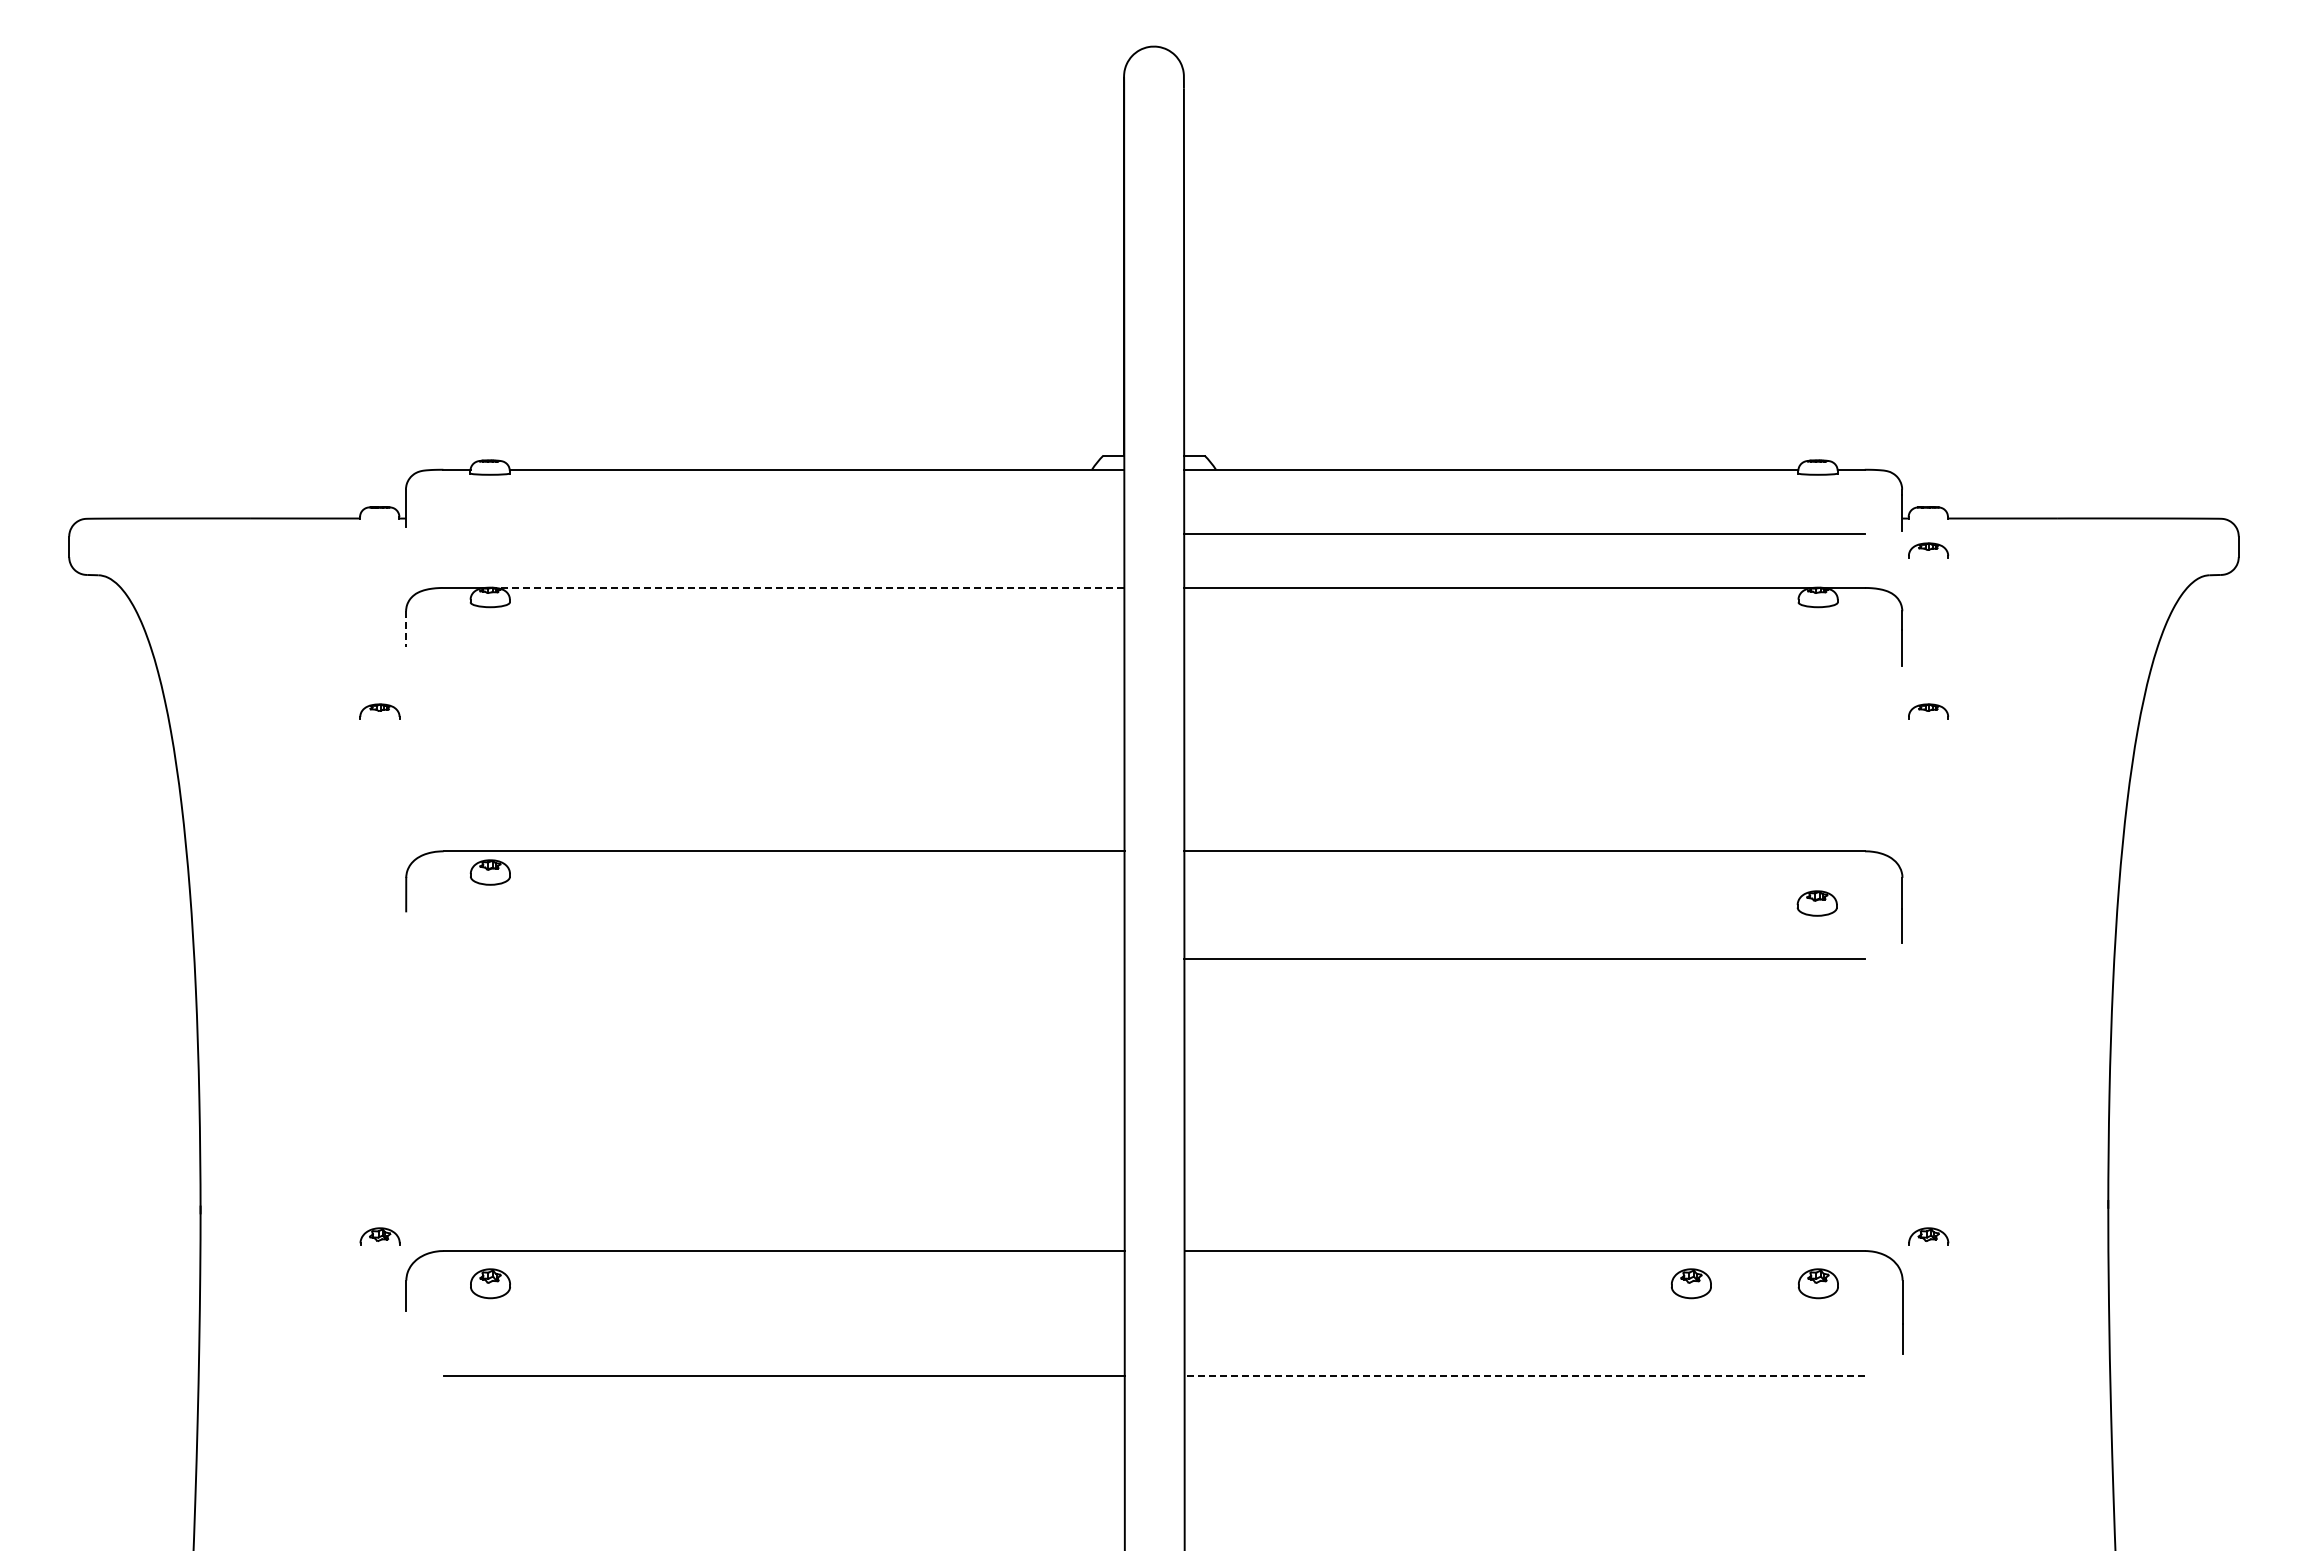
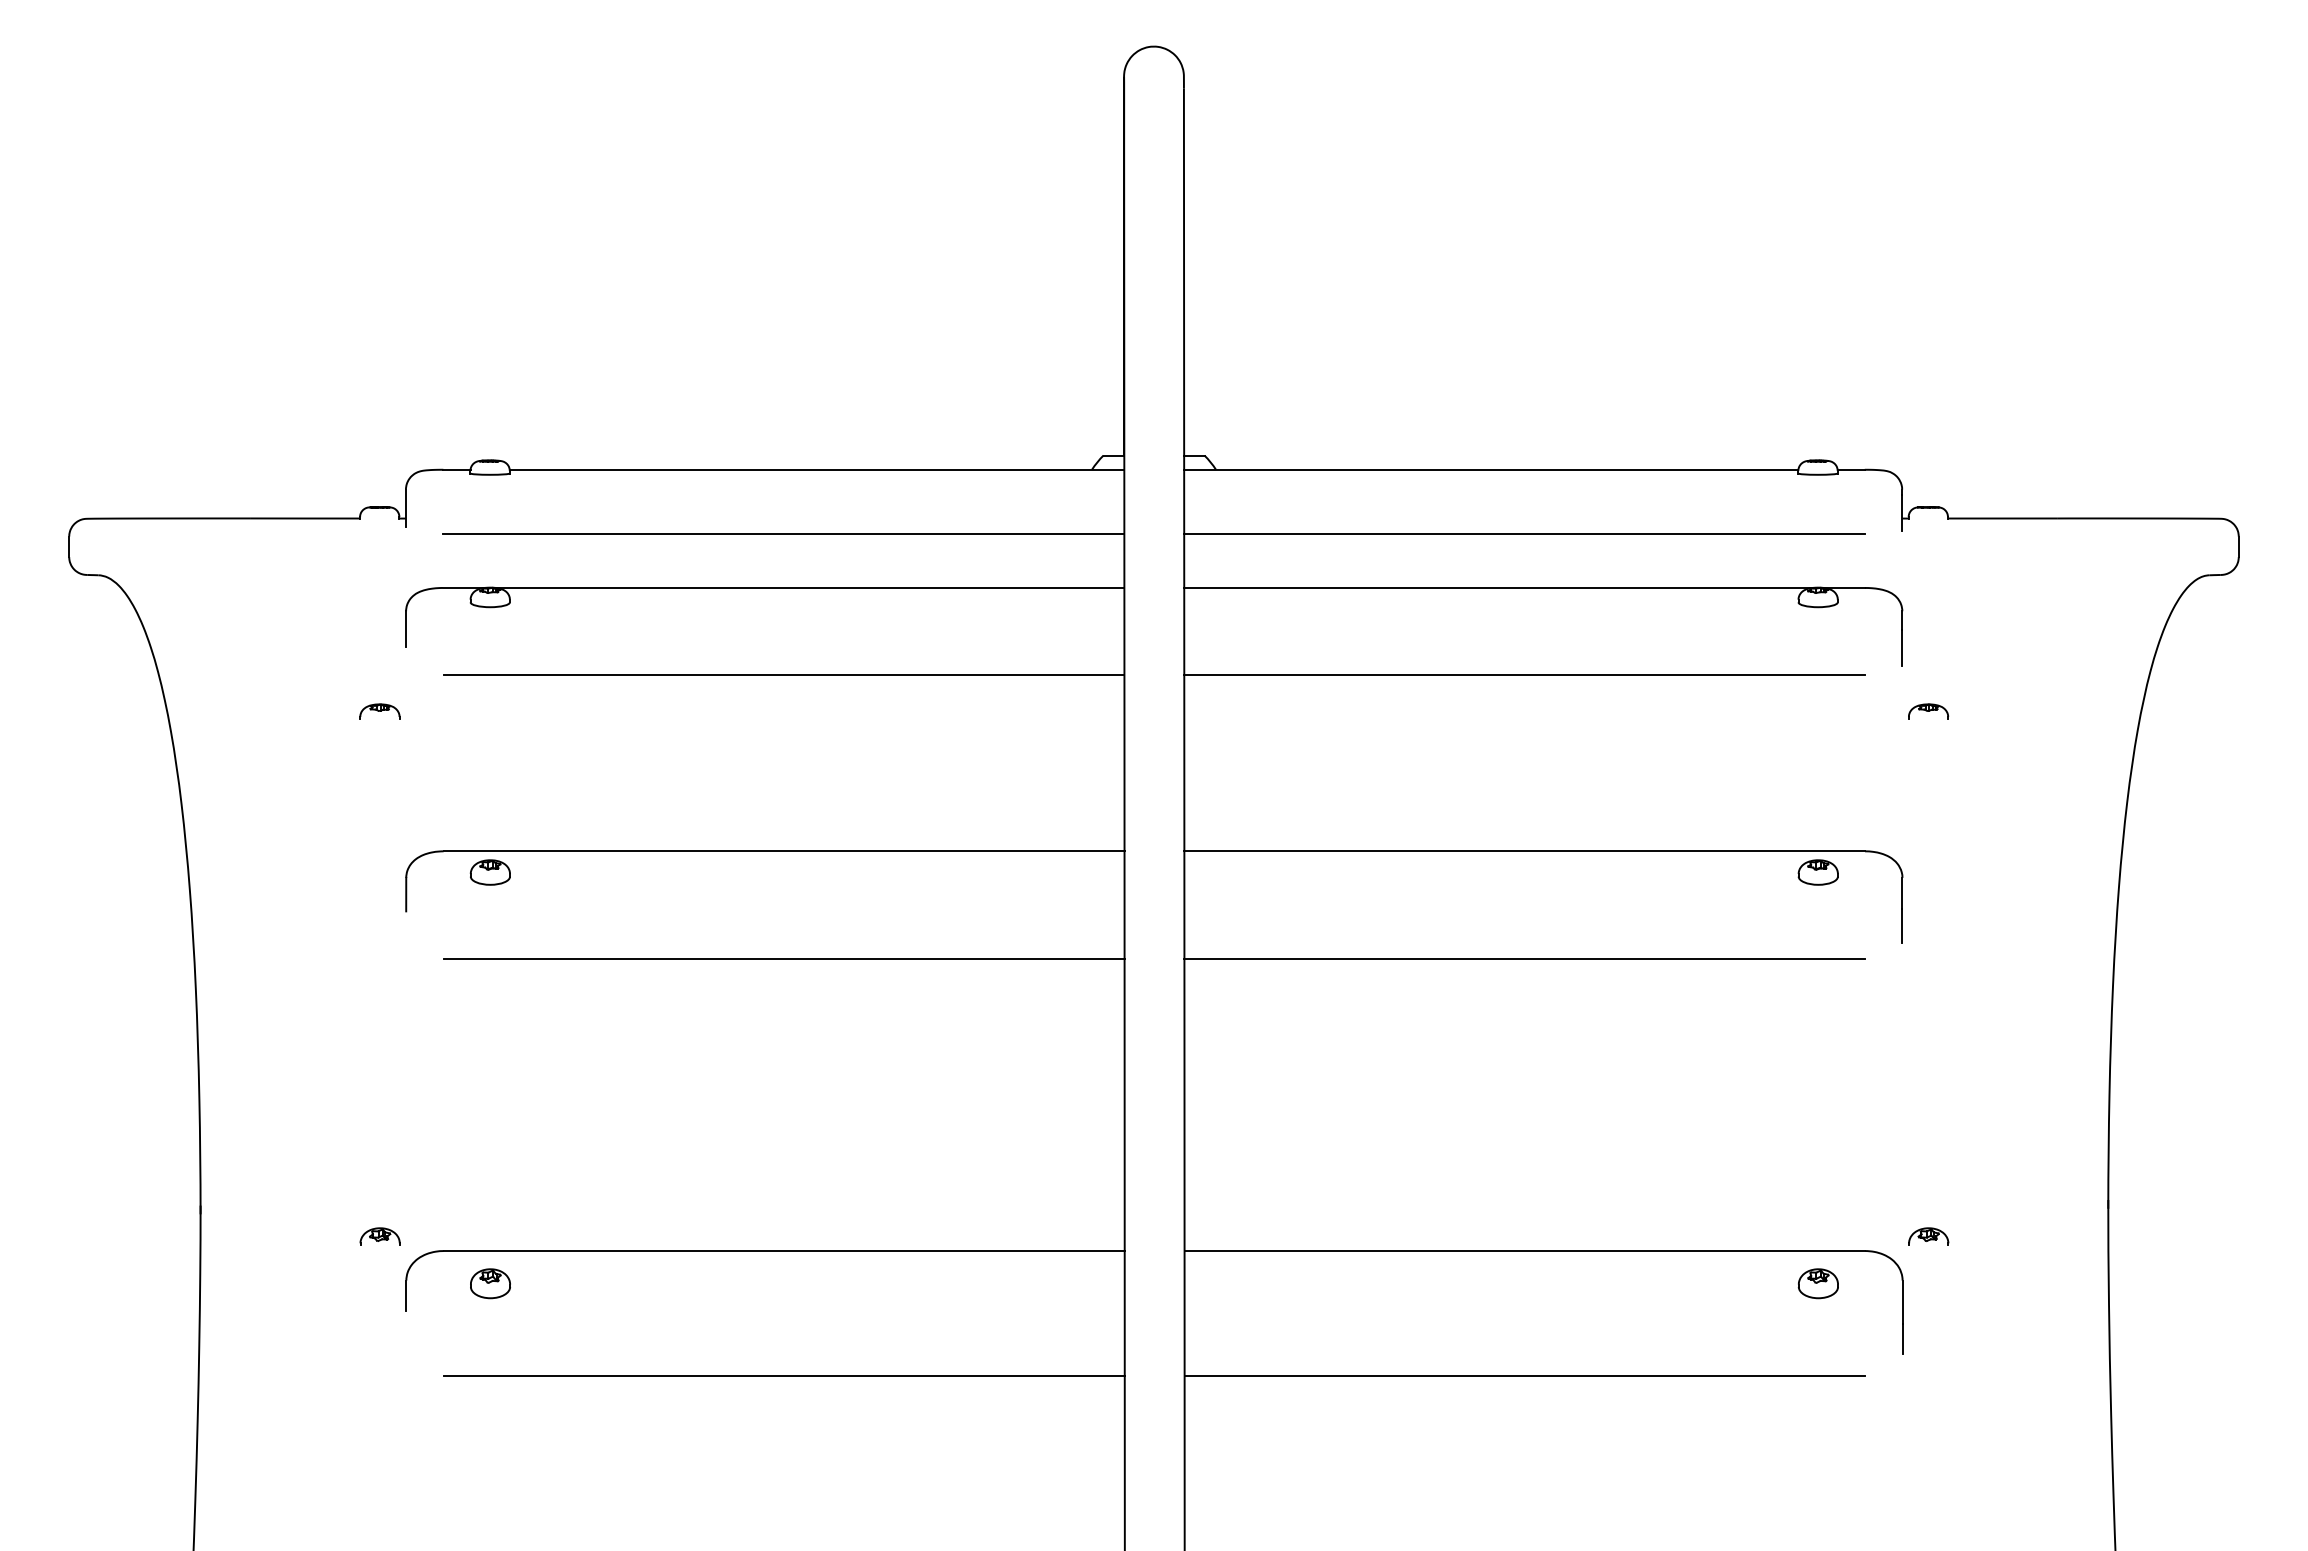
line: none -> present (783, 534)
part: present -> none (1928, 550)
line: dashed -> solid (809, 587)
line: dashed -> solid (406, 629)
line: none -> present (783, 675)
line: none -> present (1524, 675)
part position: (1816, 903) -> (1817, 872) (1817, 872)
line: none -> present (783, 958)
part: present -> none (1690, 1283)
line: dashed -> solid (1524, 1375)
